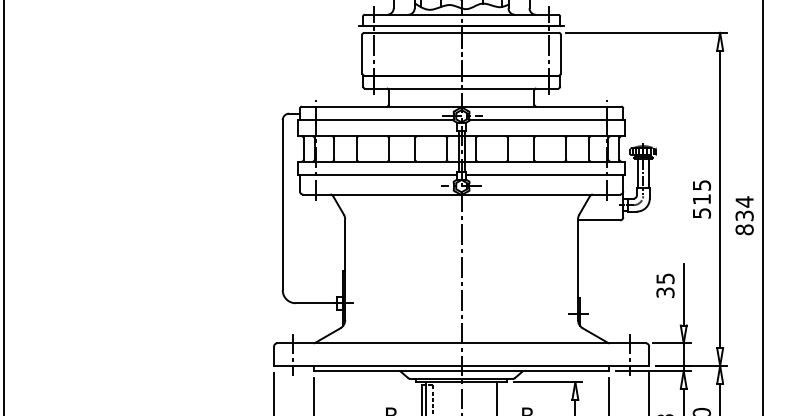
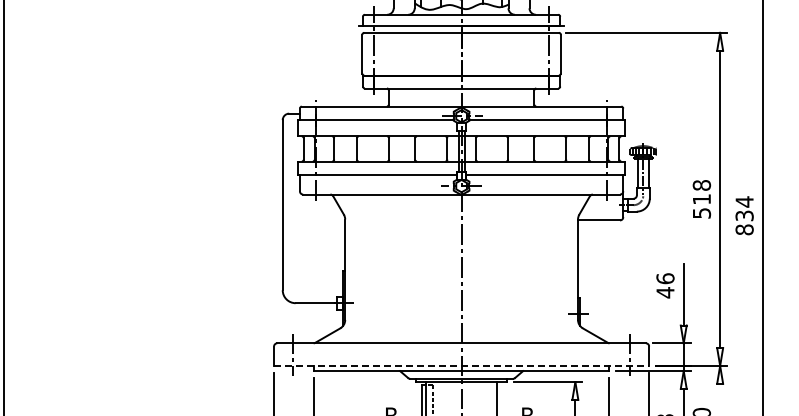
text: 515 -> 518 (701, 185)
text: 35 -> 46 (665, 285)
line: solid -> dashed (461, 365)
line: present -> none (720, 397)
